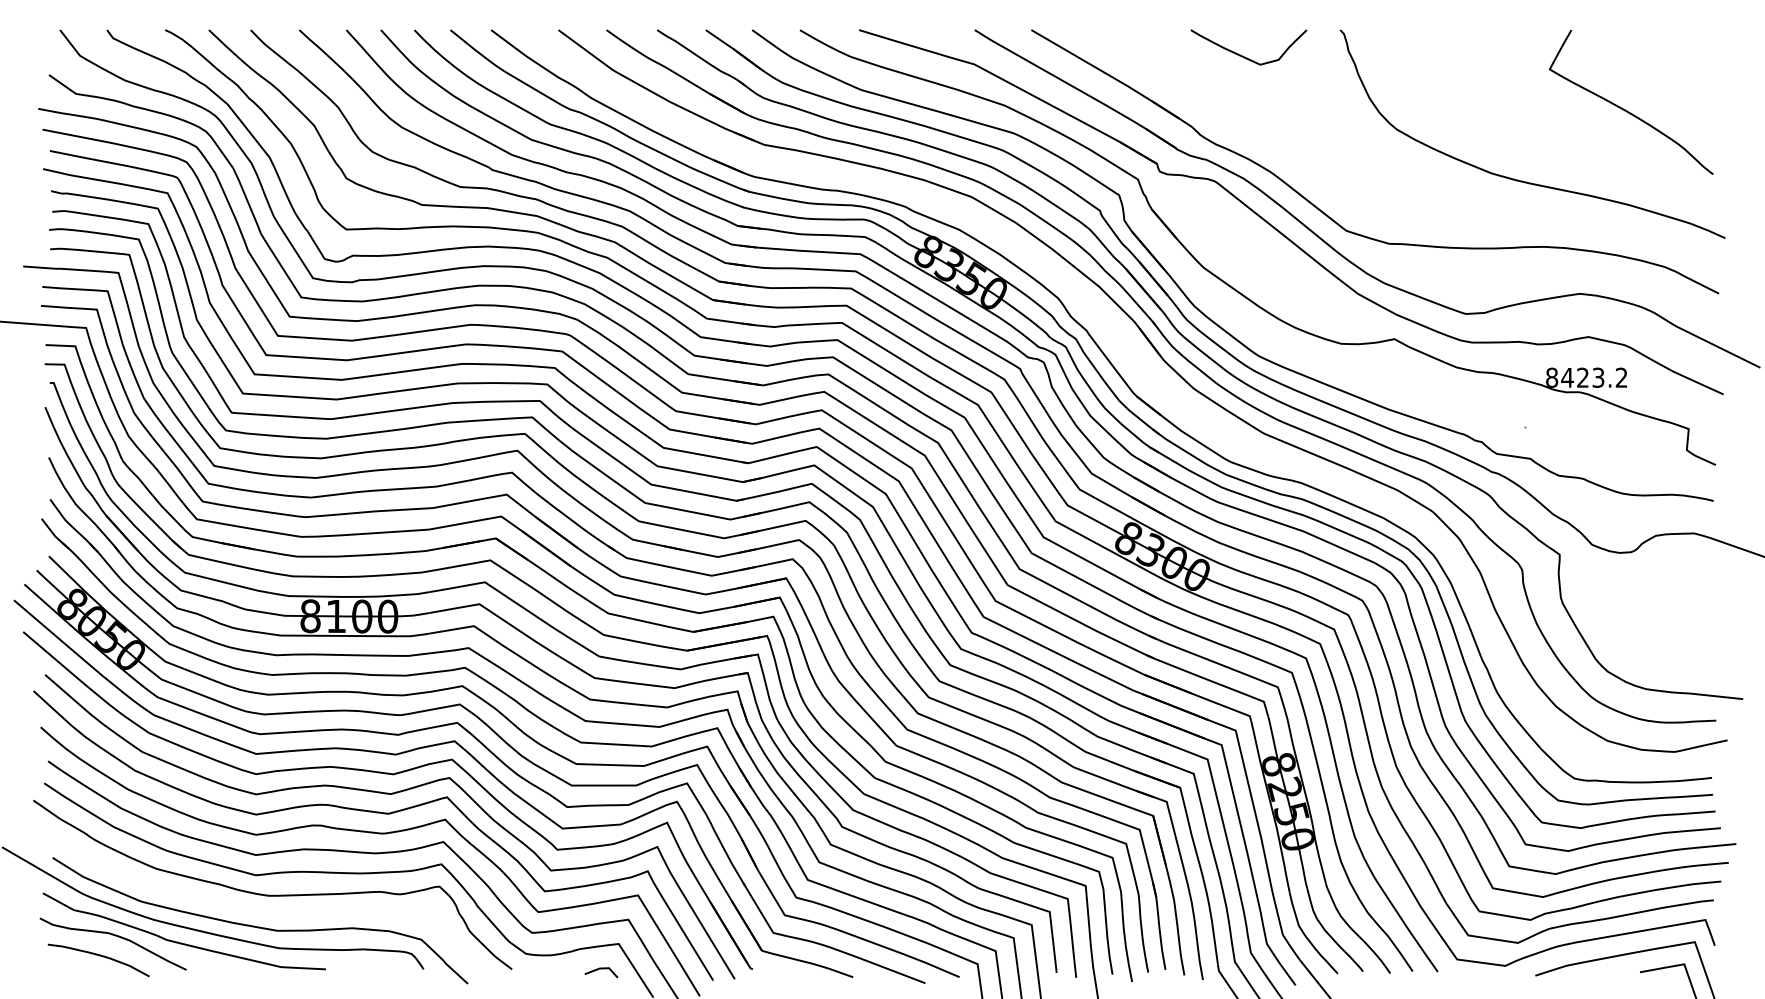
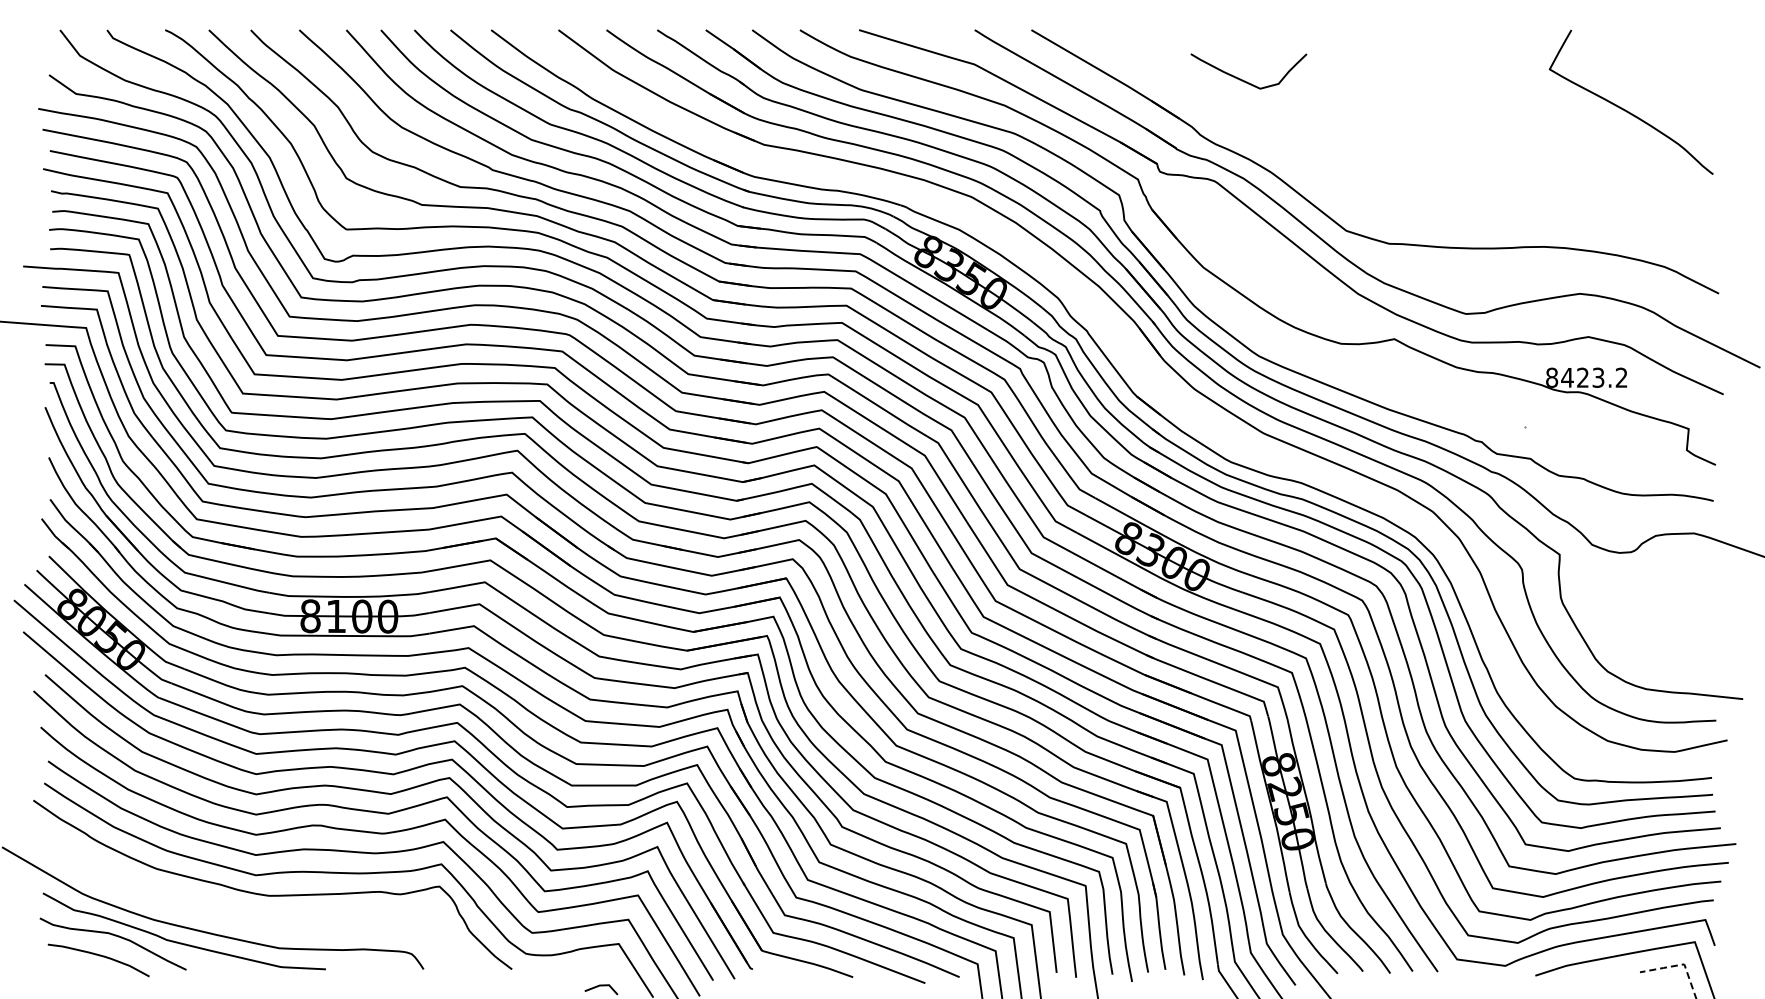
curve position: (1244, 56) -> (1244, 80) (1244, 80)
curve: present -> none (1522, 180)
curve: present -> none (260, 926)
line: solid -> dashed (1679, 965)
line position: (601, 969) -> (601, 986) (601, 986)
